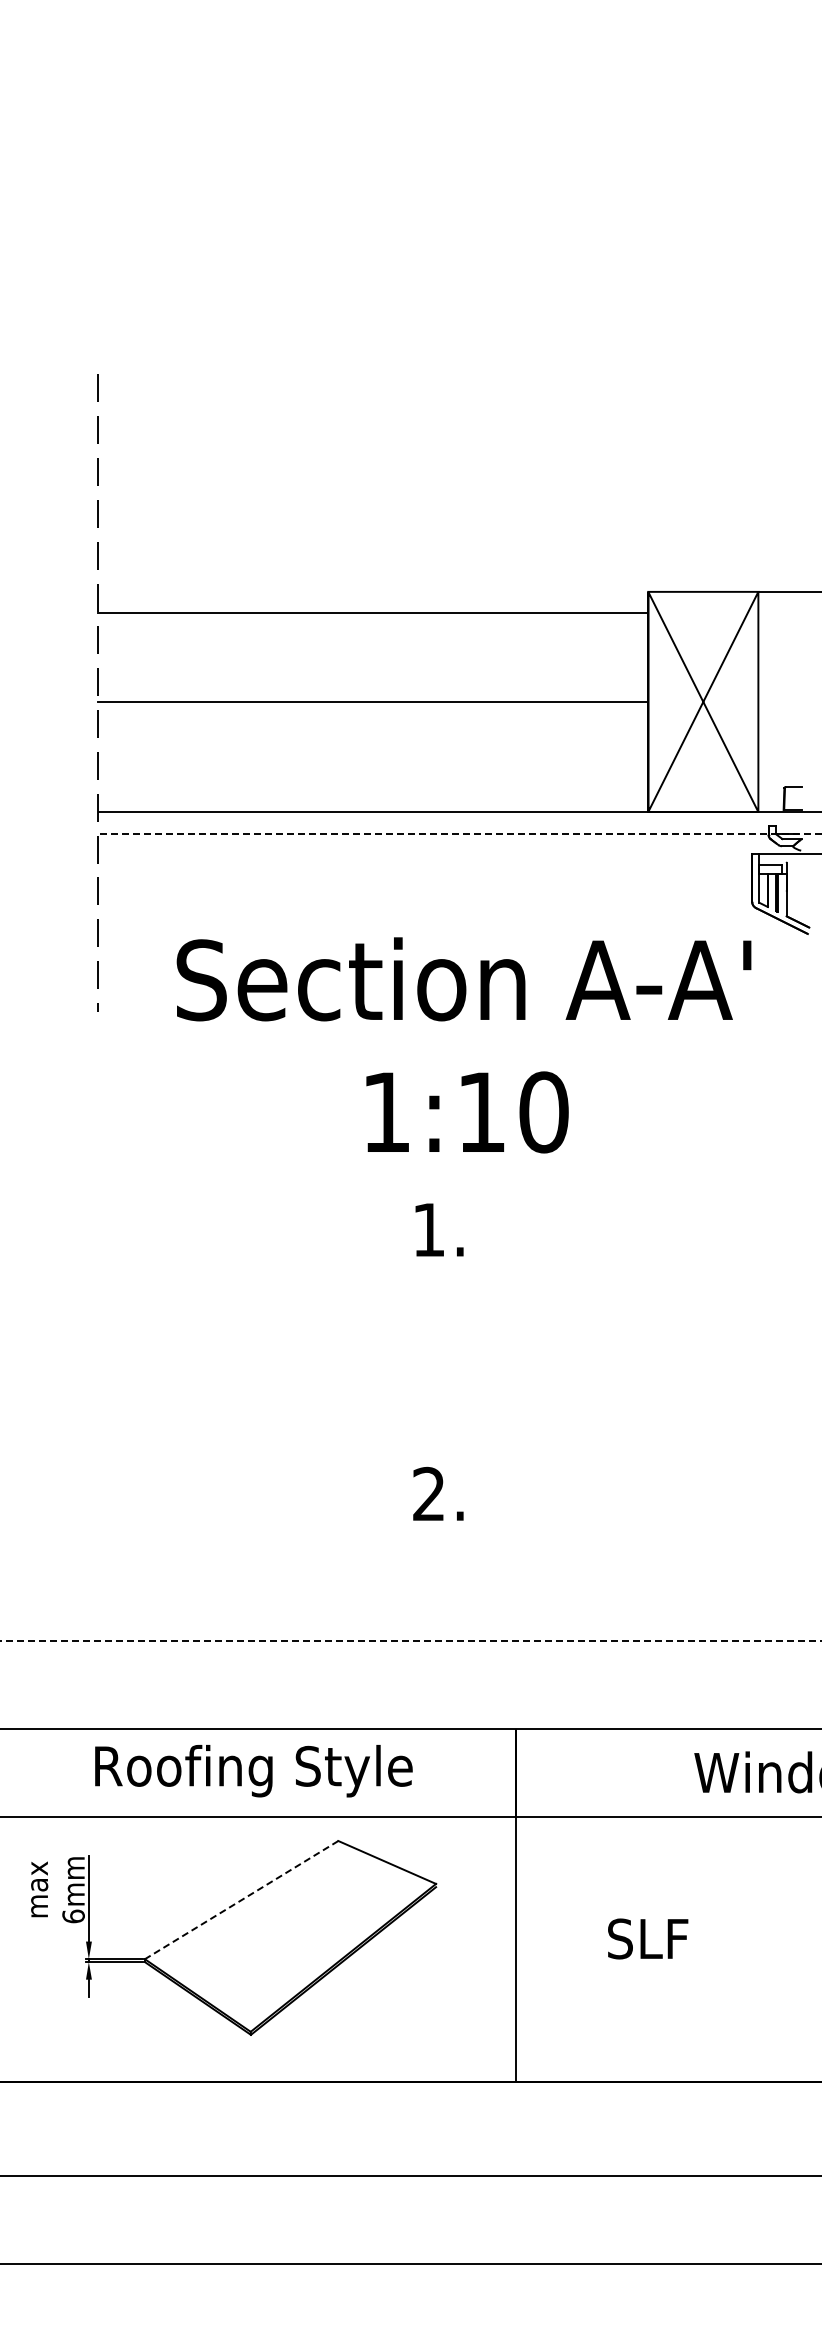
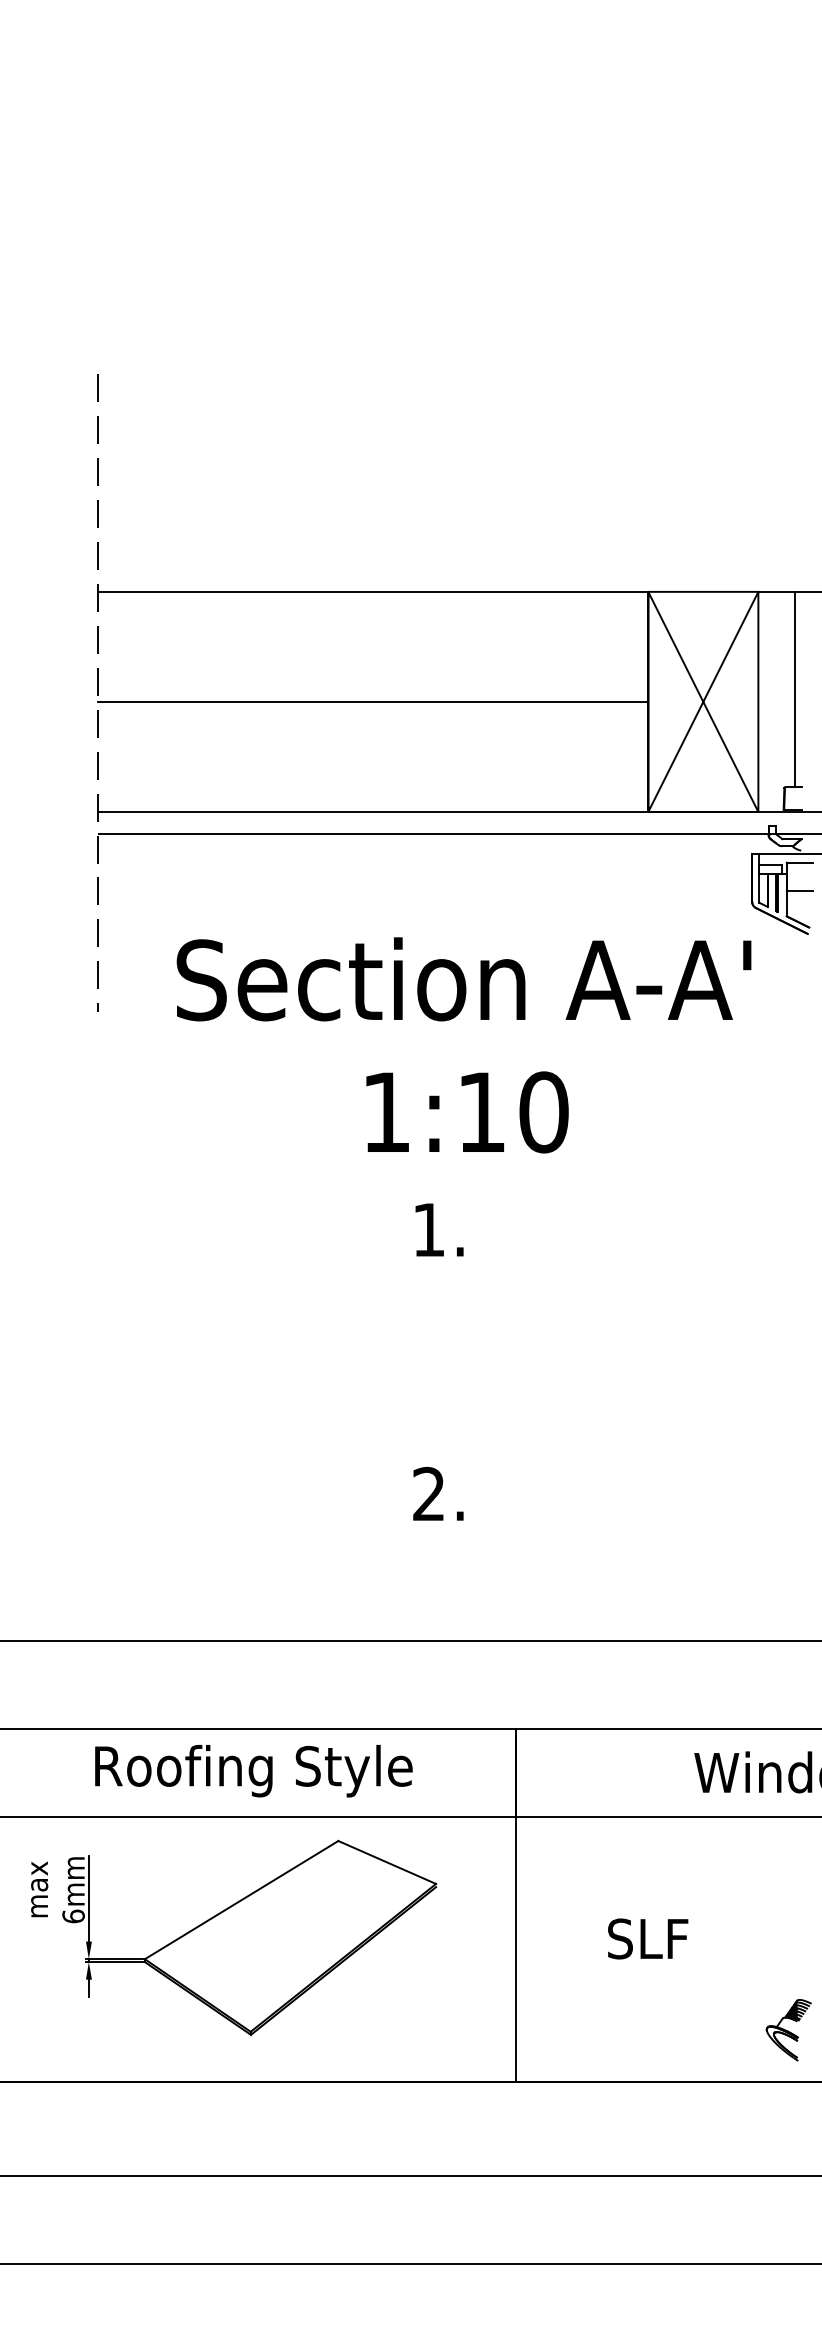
line position: (373, 612) -> (373, 591) (373, 591)
line: none -> present (795, 688)
line: dashed -> solid (459, 834)
line: none -> present (799, 862)
line: none -> present (799, 891)
line: dashed -> solid (411, 1641)
line: dashed -> solid (241, 1900)
part: none -> present (788, 2030)
